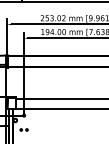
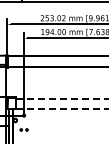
line: solid -> dashed (62, 98)
line: solid -> dashed (62, 109)
